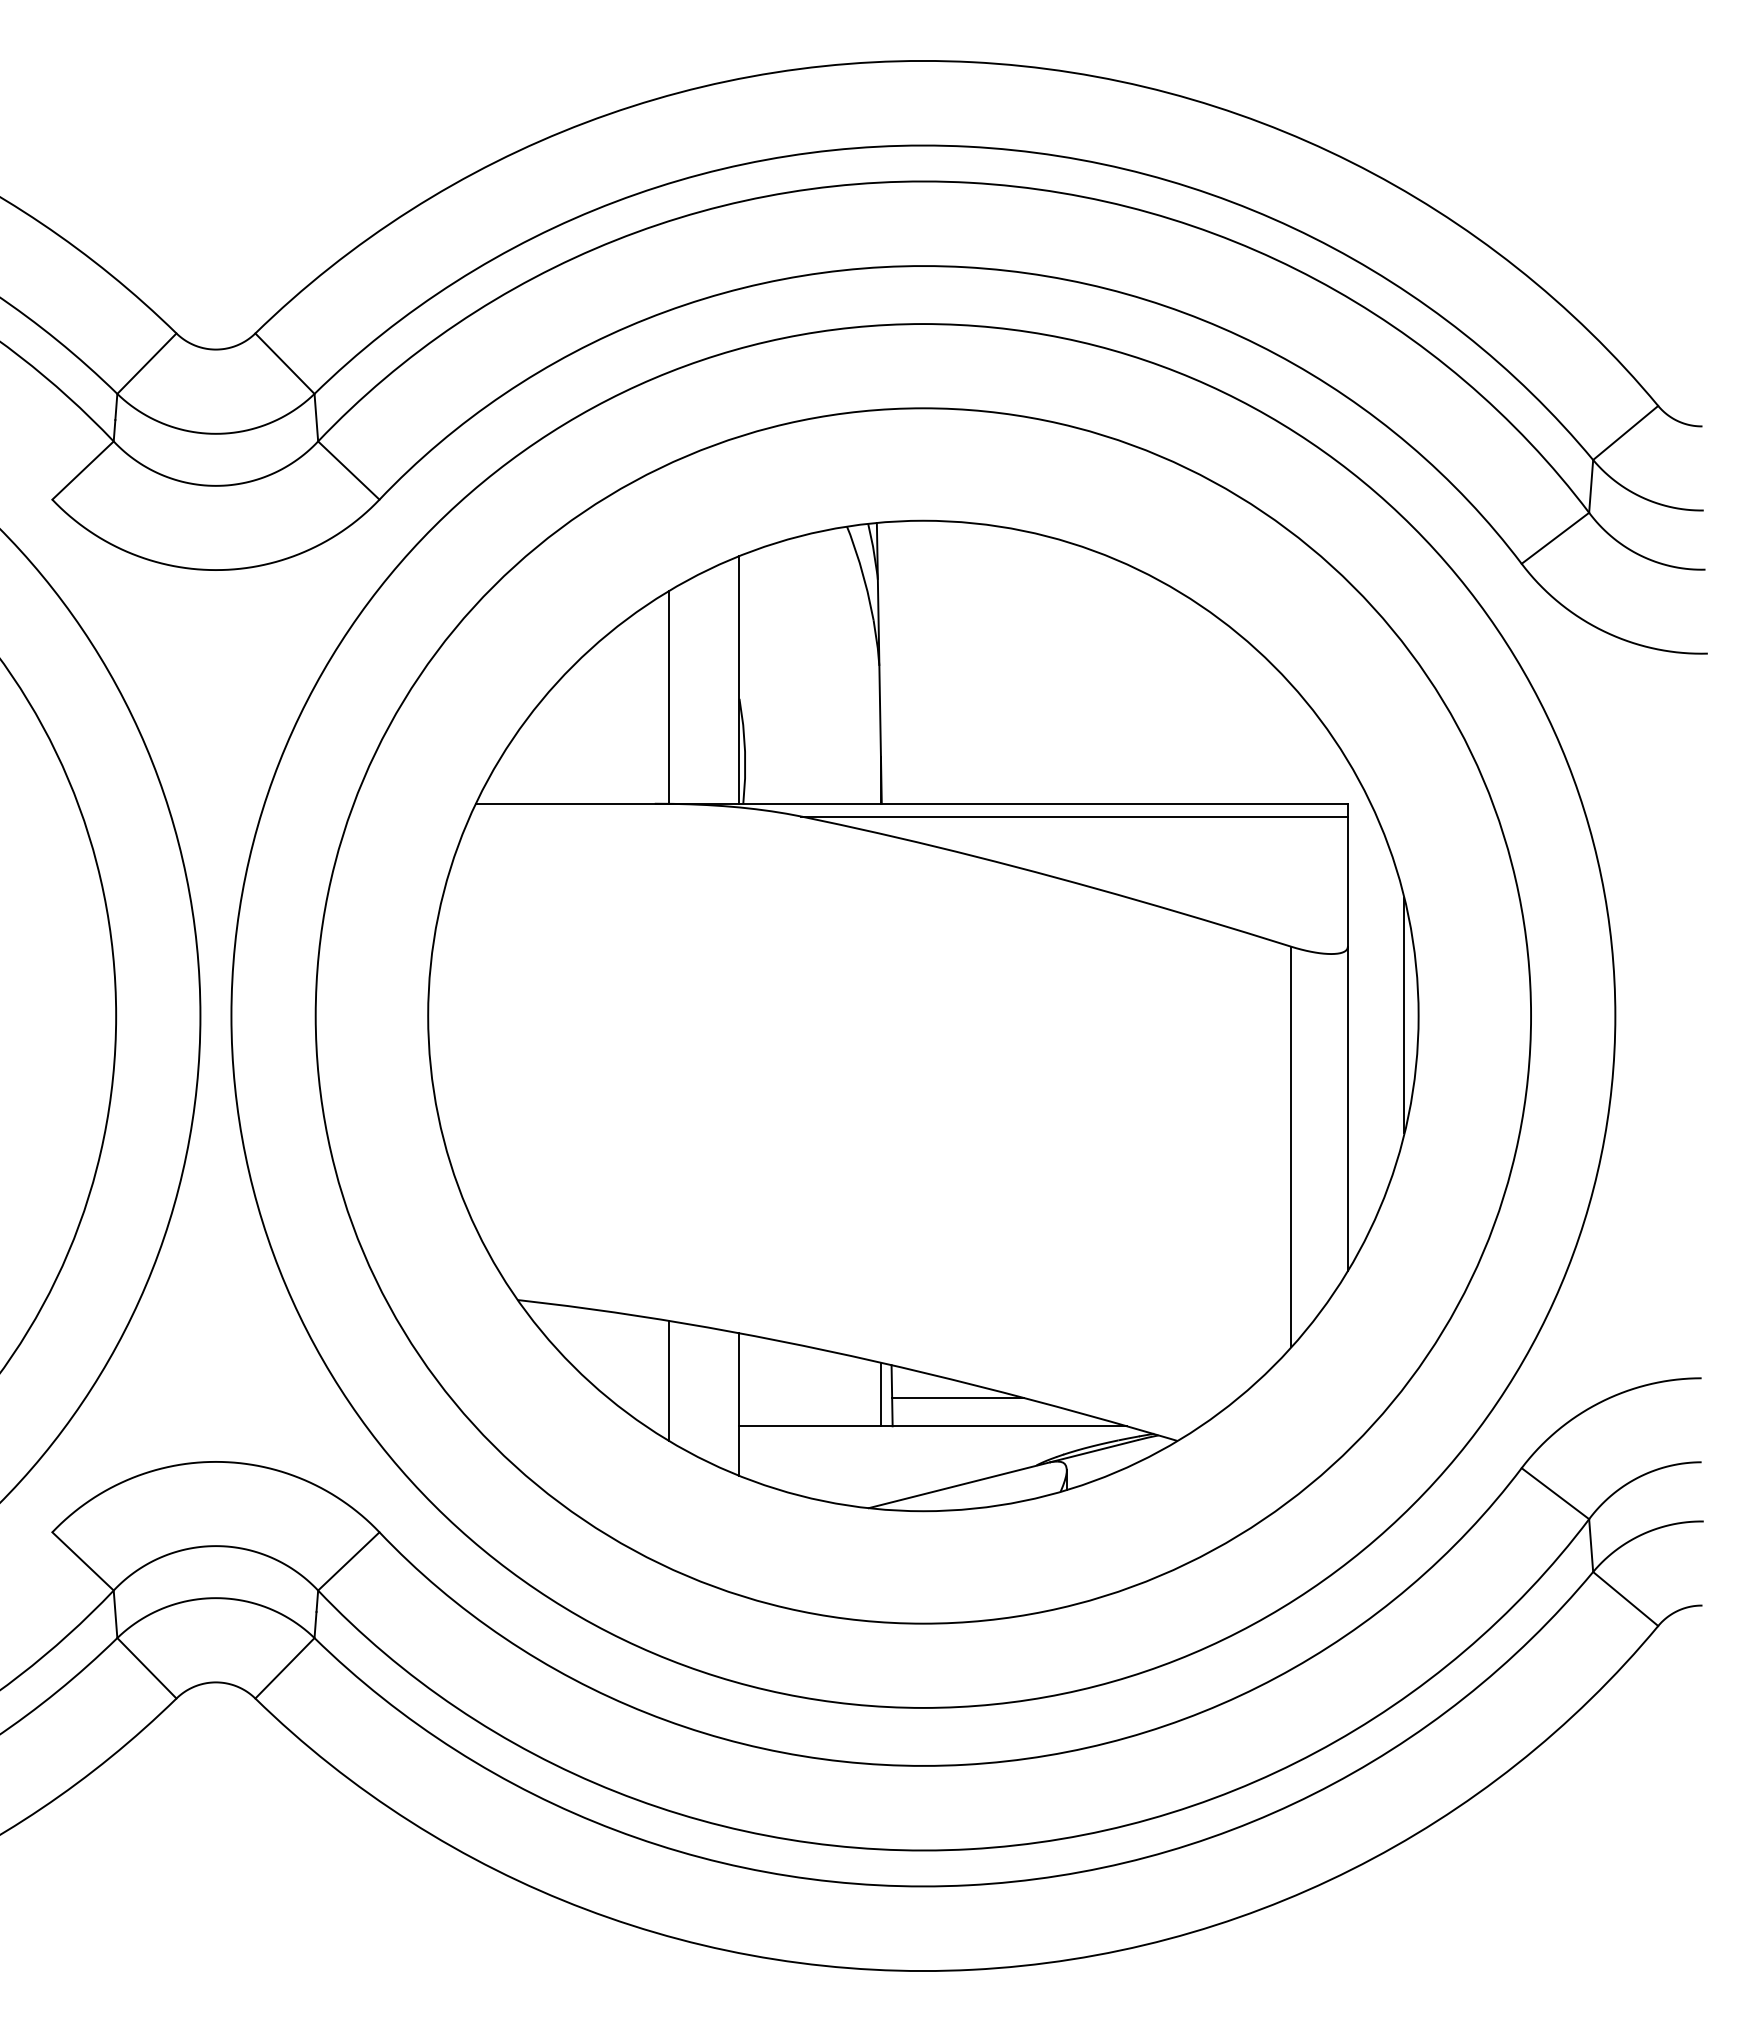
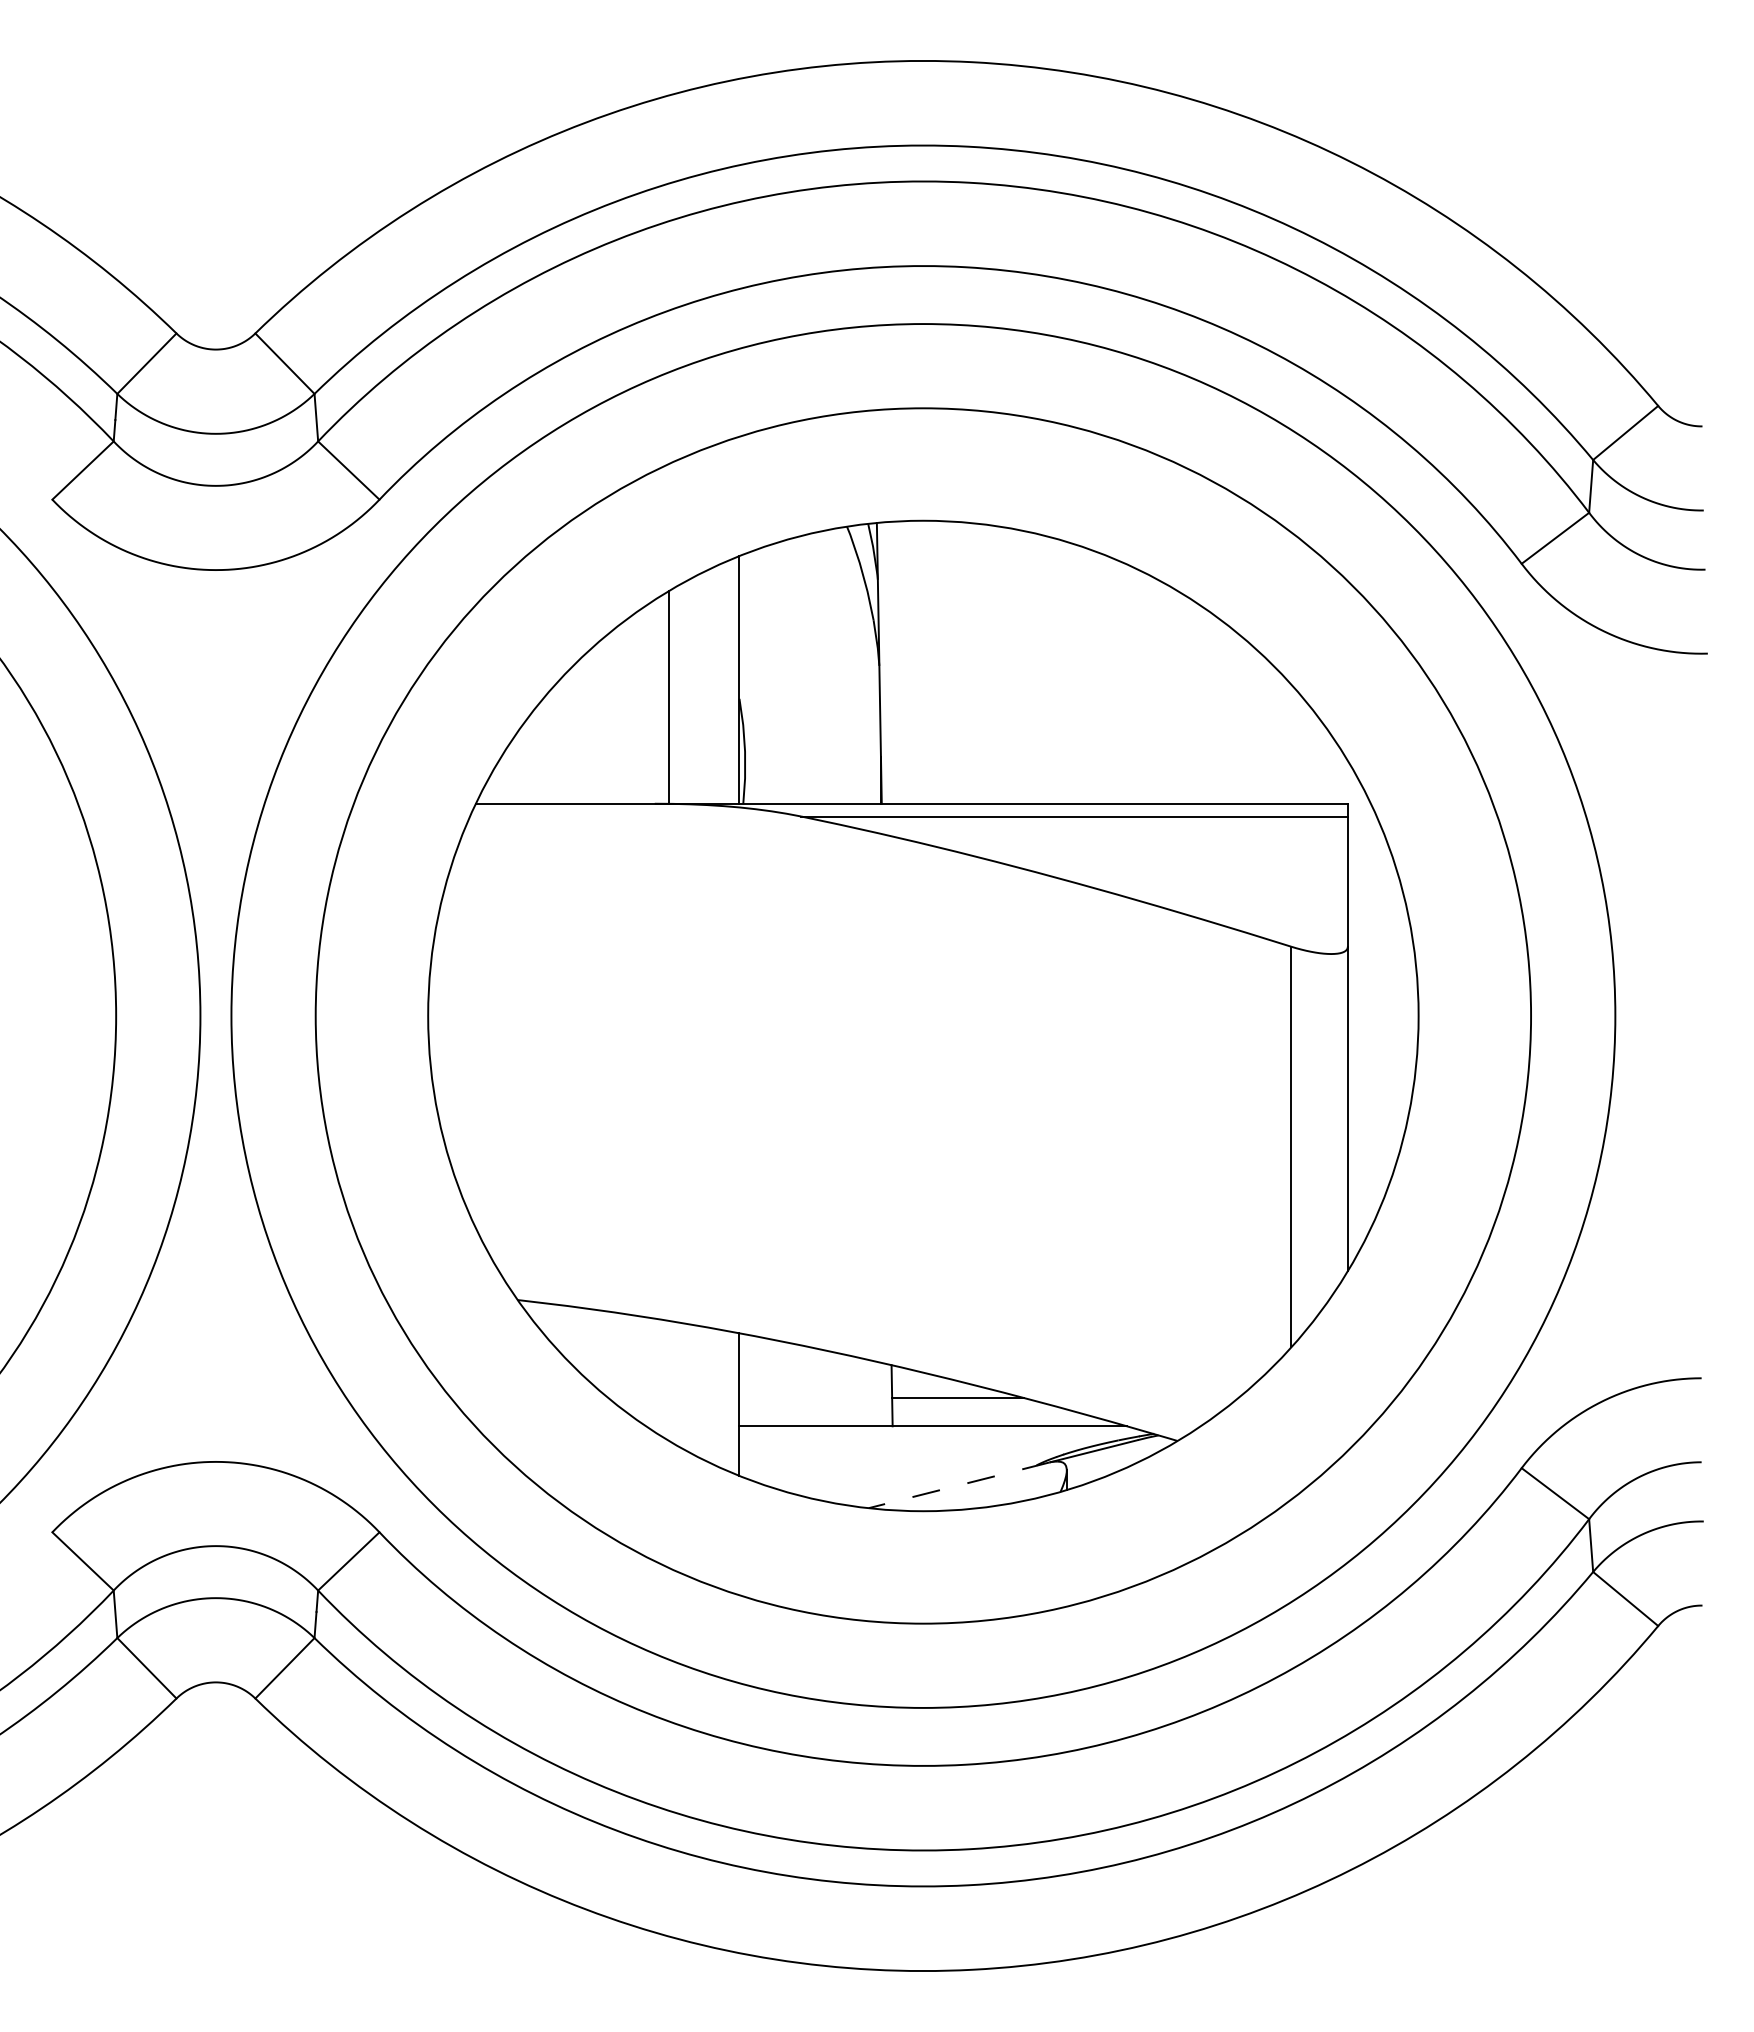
line: present -> none (1404, 1015)
line: present -> none (668, 1380)
line: present -> none (880, 1394)
line: solid -> dashed (958, 1485)
